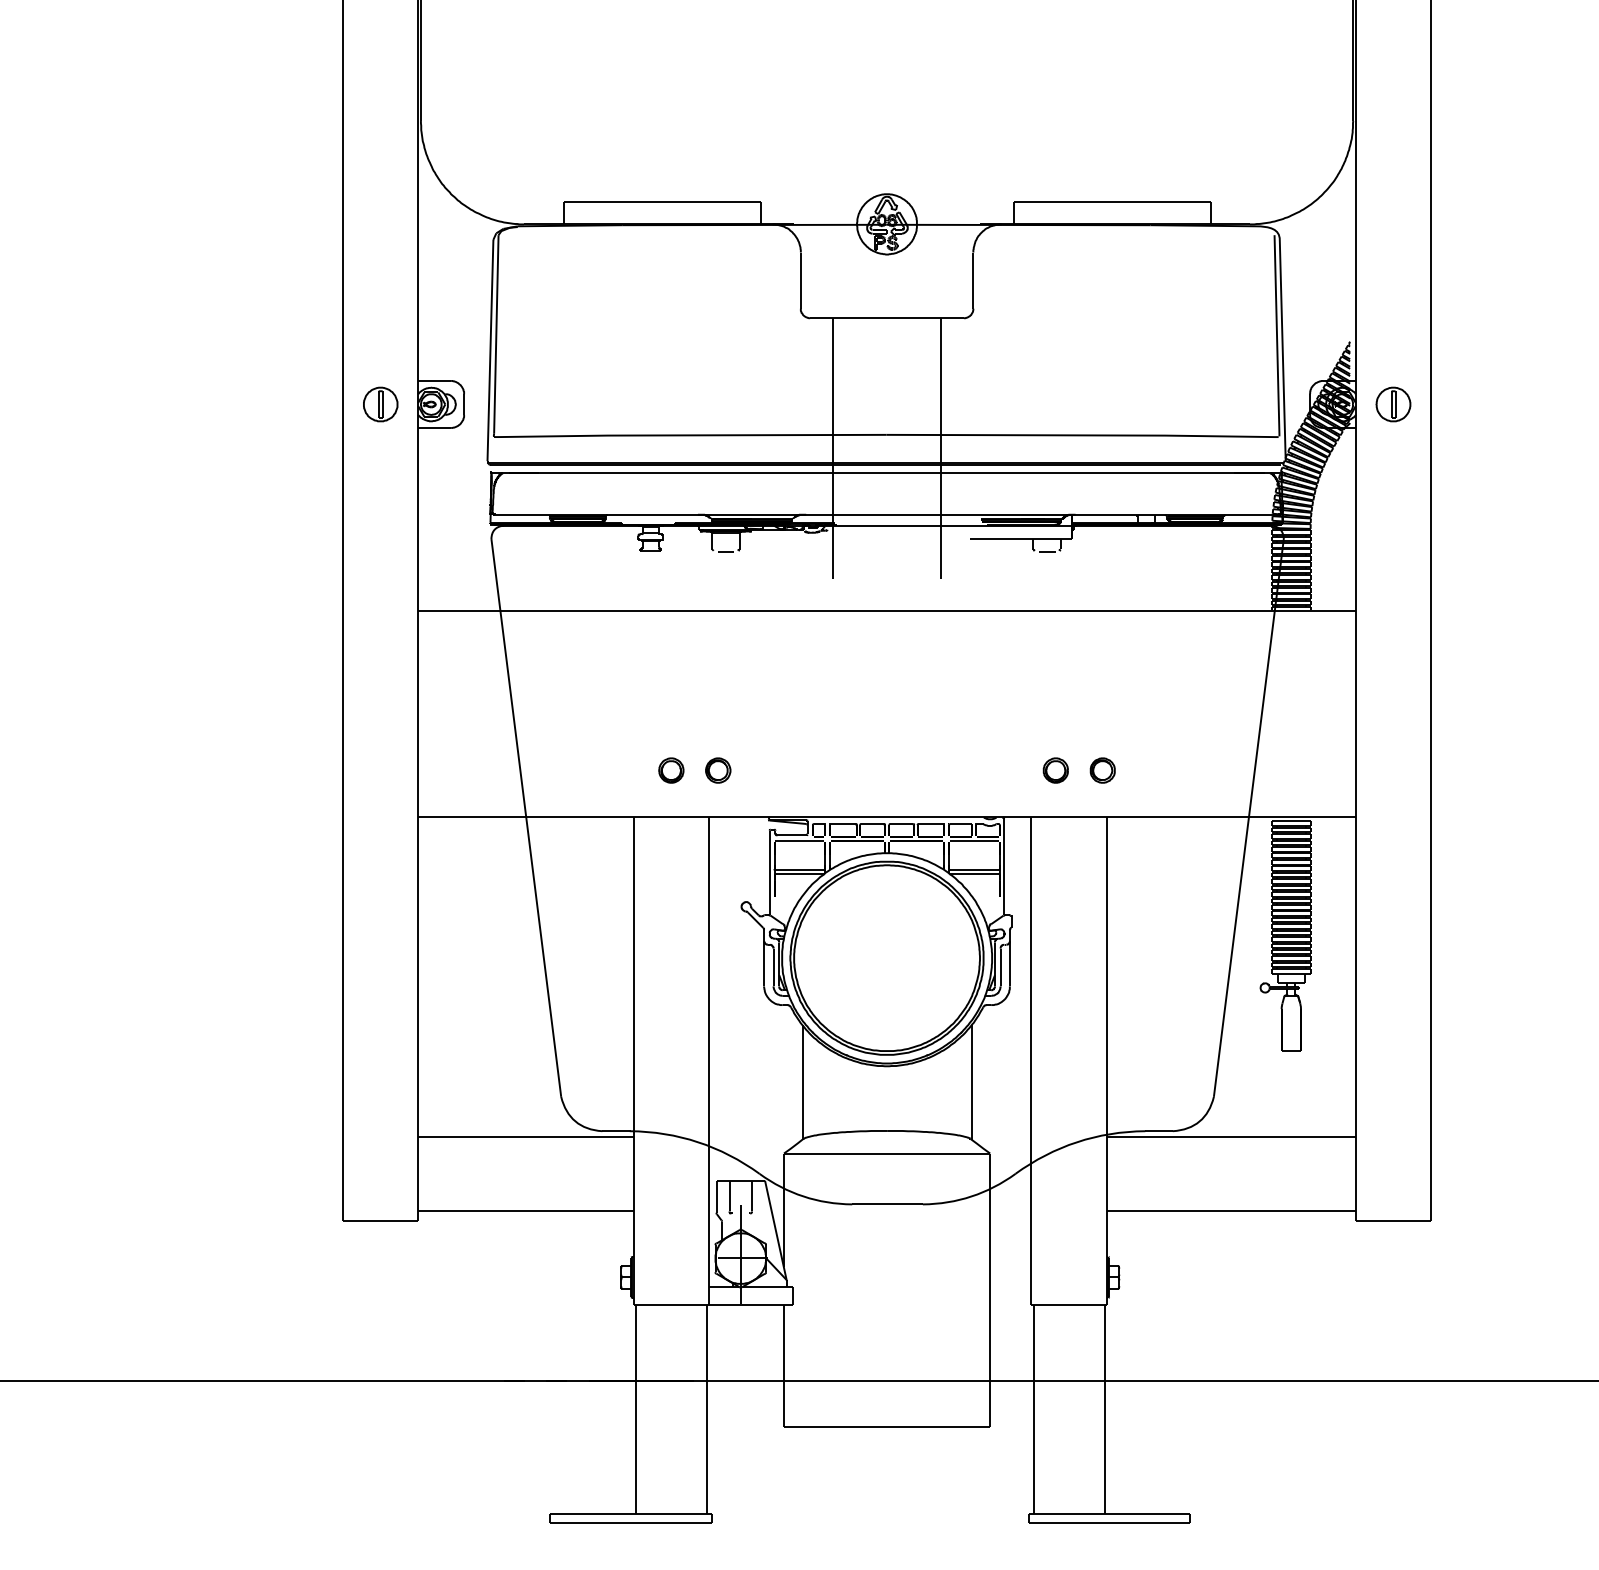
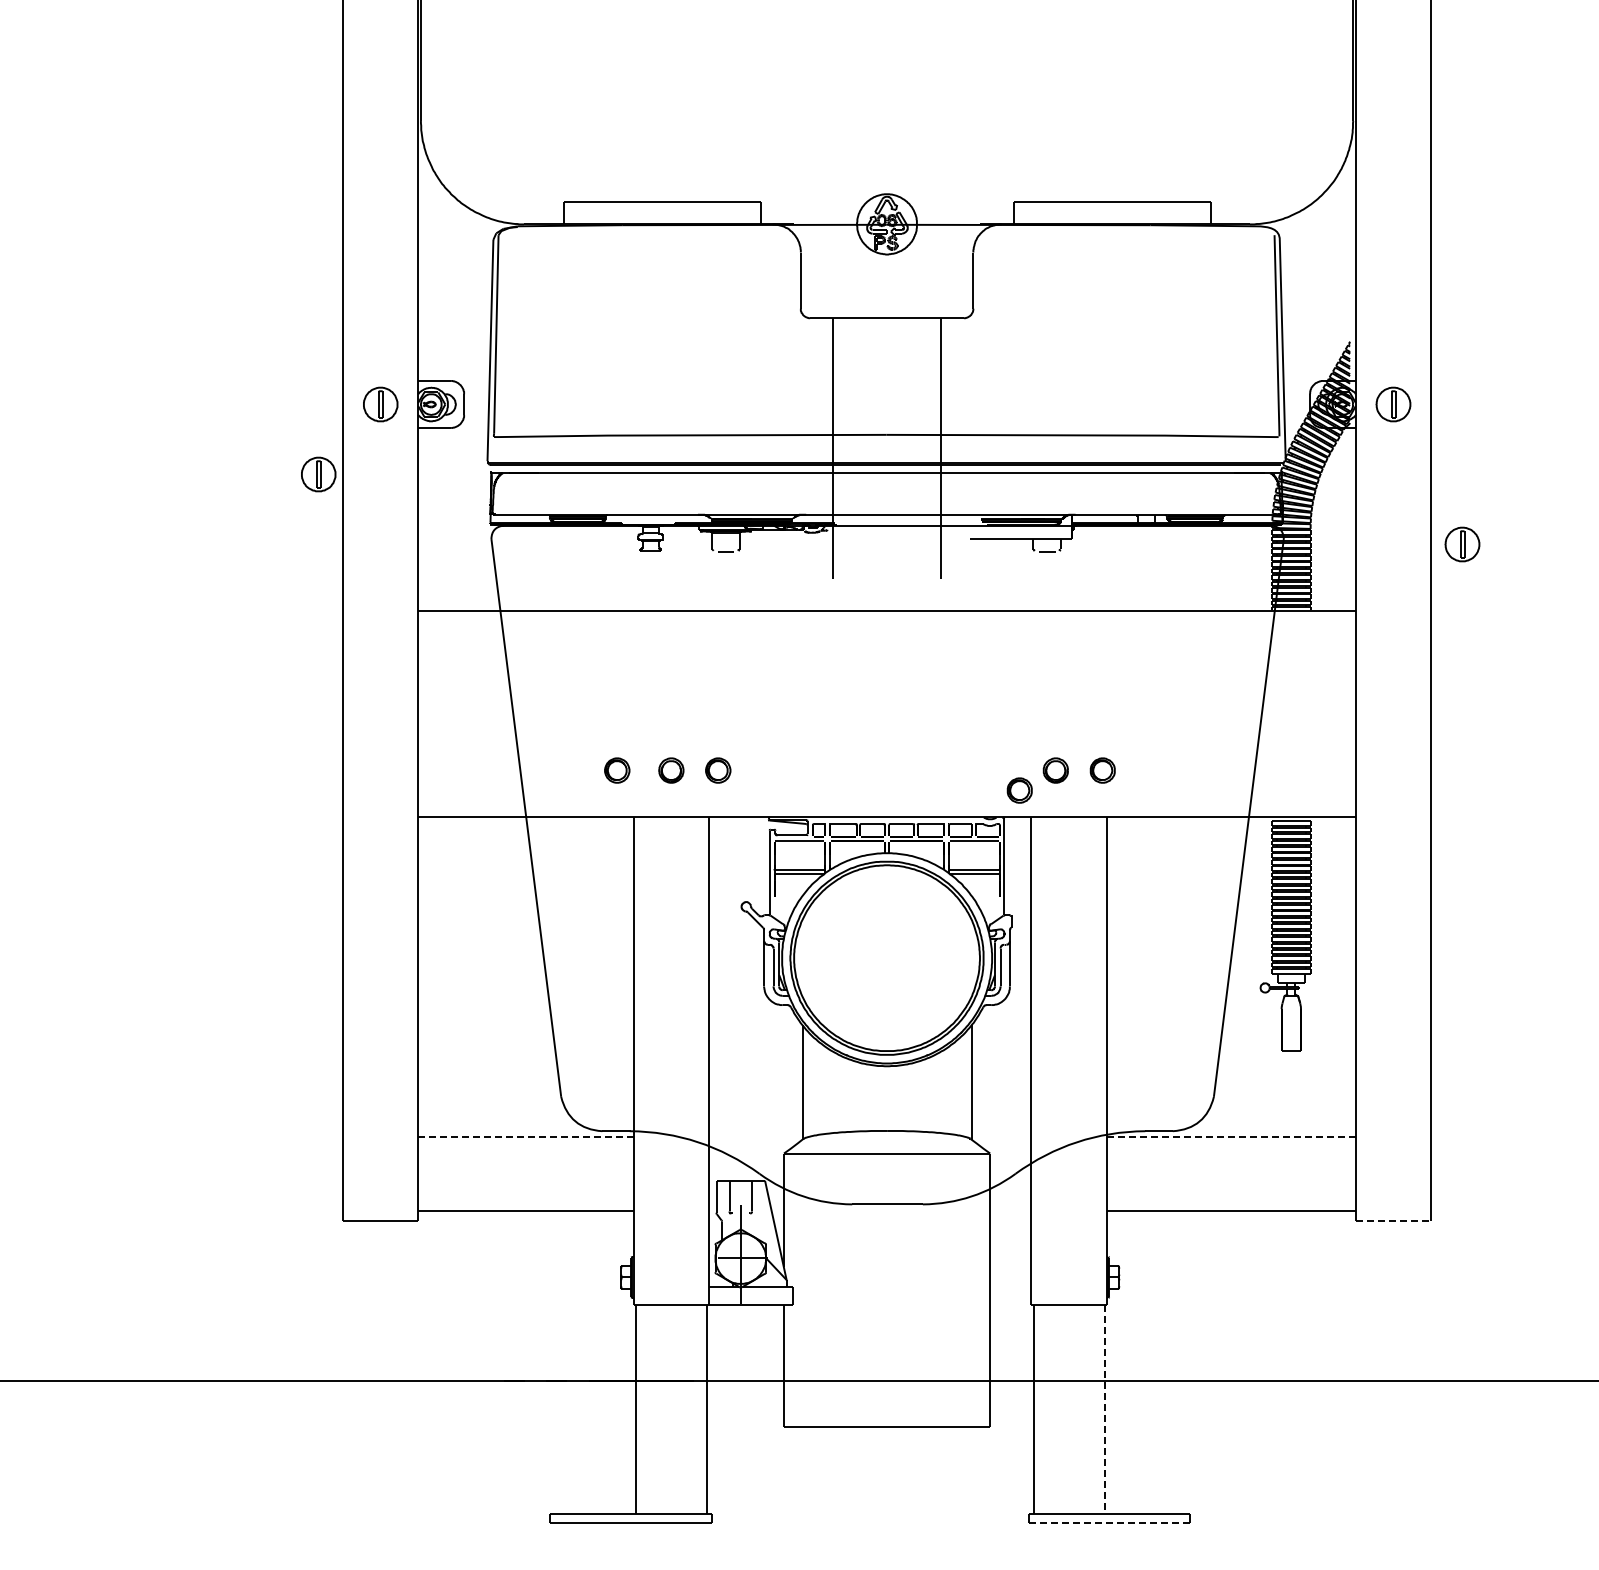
part: none -> present (318, 474)
part: none -> present (1462, 544)
part: none -> present (617, 770)
part: none -> present (1019, 790)
line: solid -> dashed (525, 1136)
line: solid -> dashed (1231, 1136)
line: solid -> dashed (1393, 1221)
line: solid -> dashed (1104, 1410)
line: solid -> dashed (1109, 1522)
